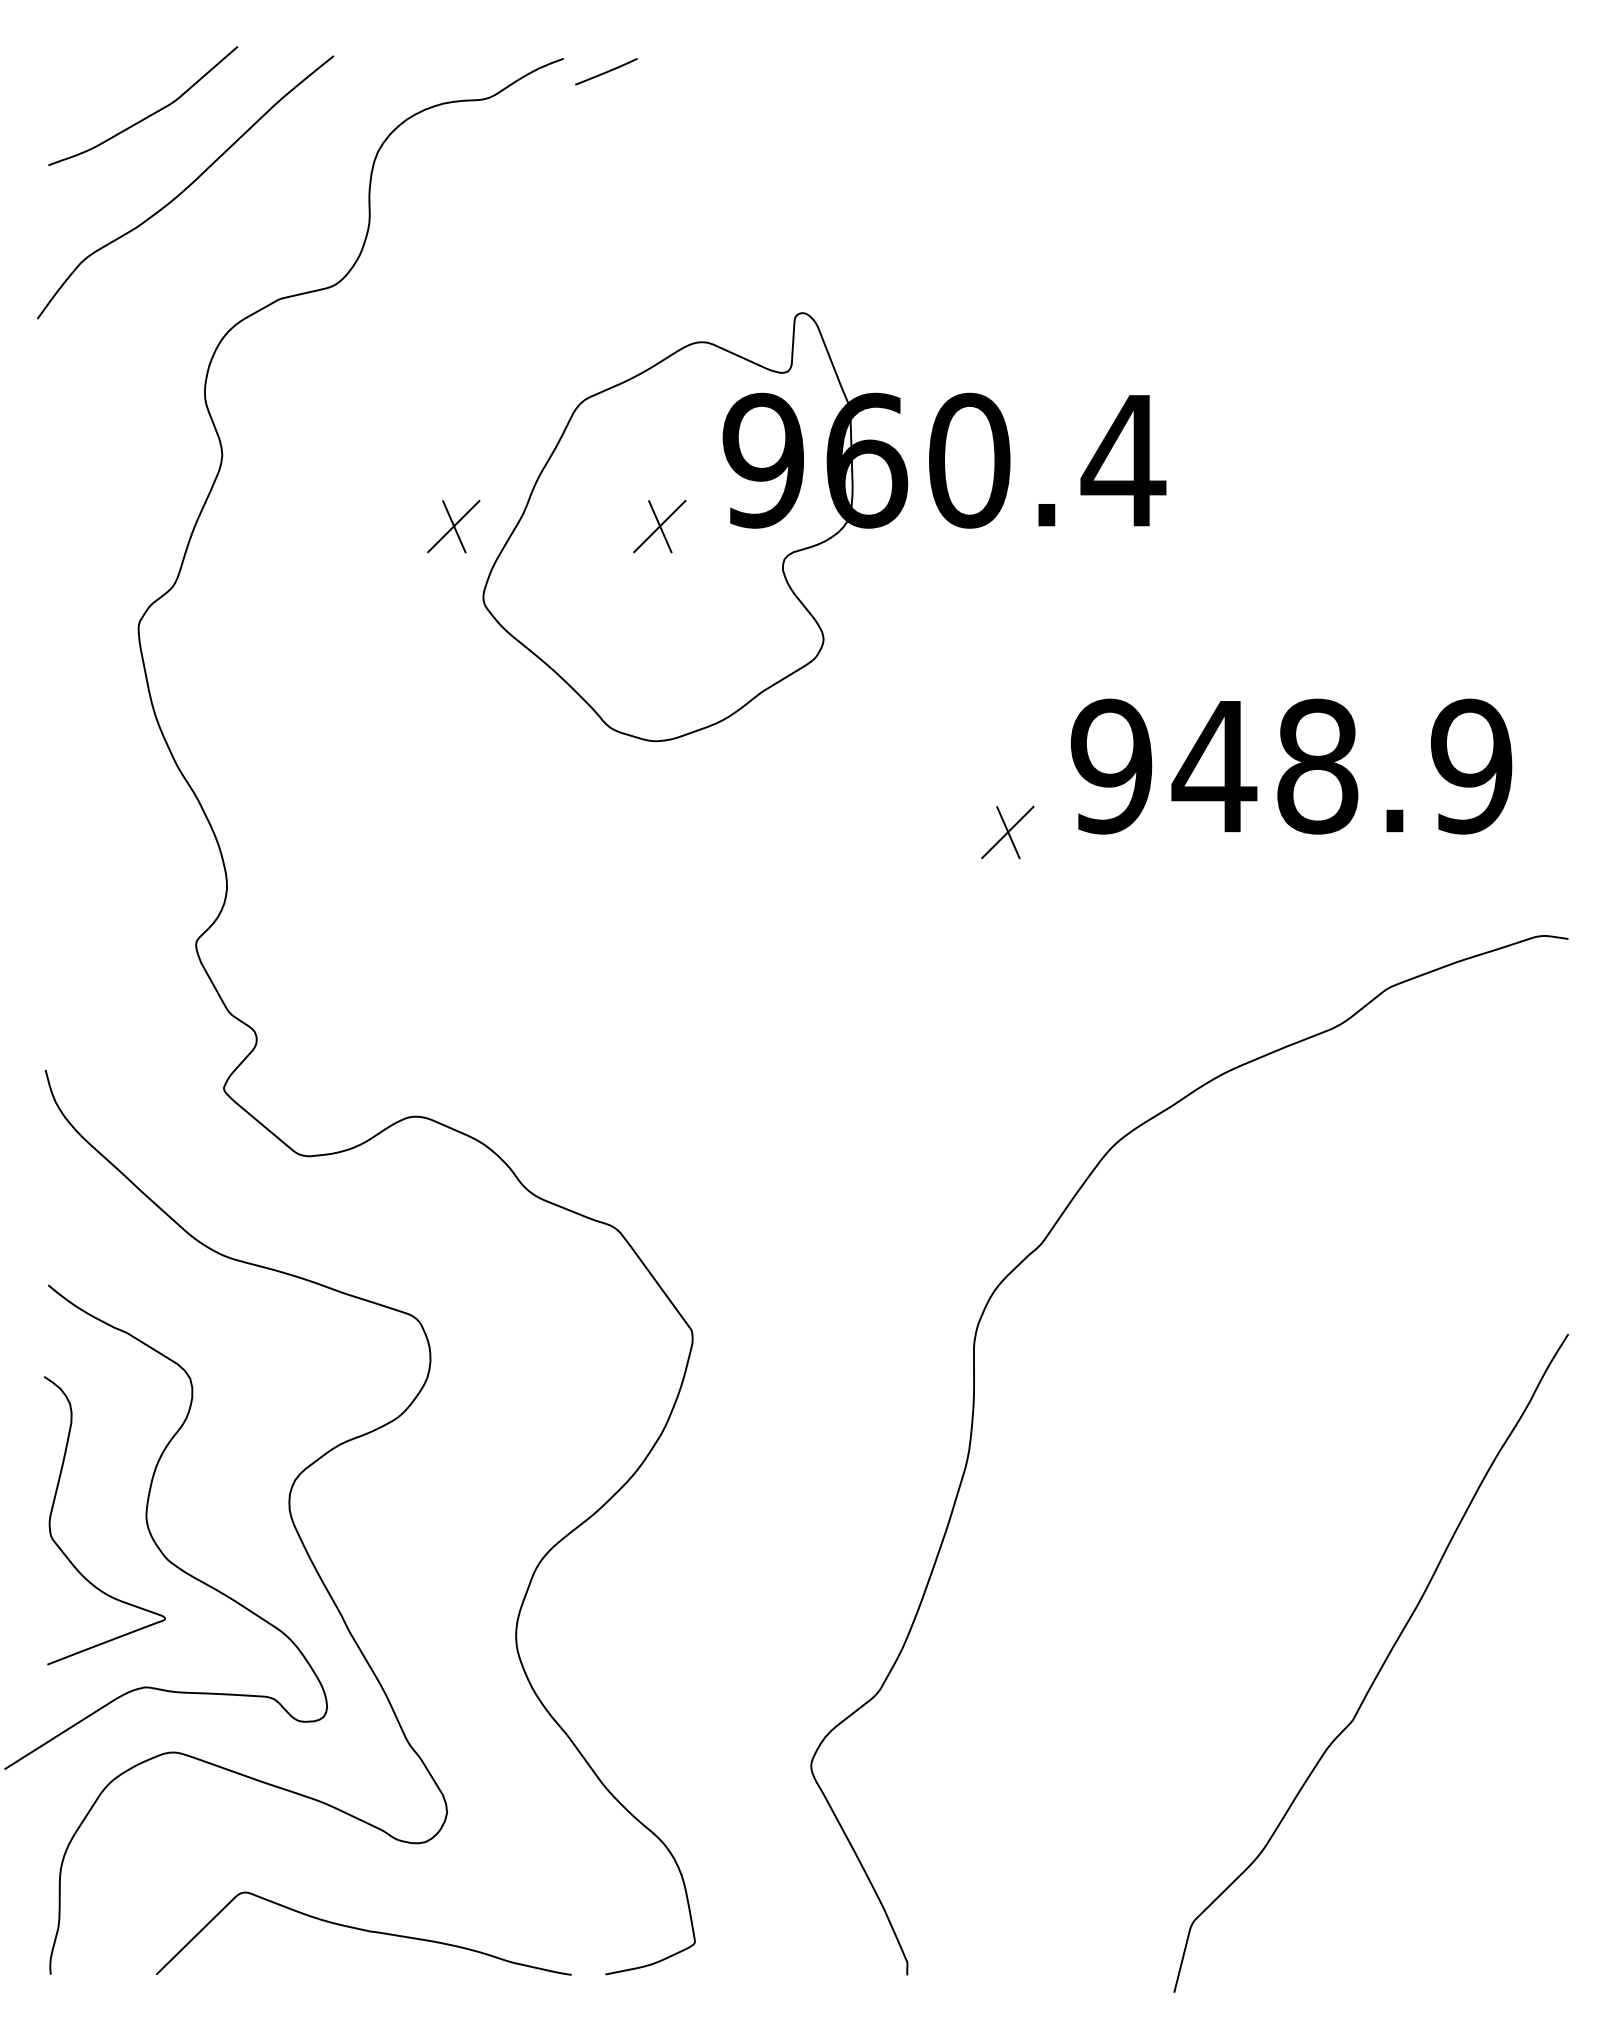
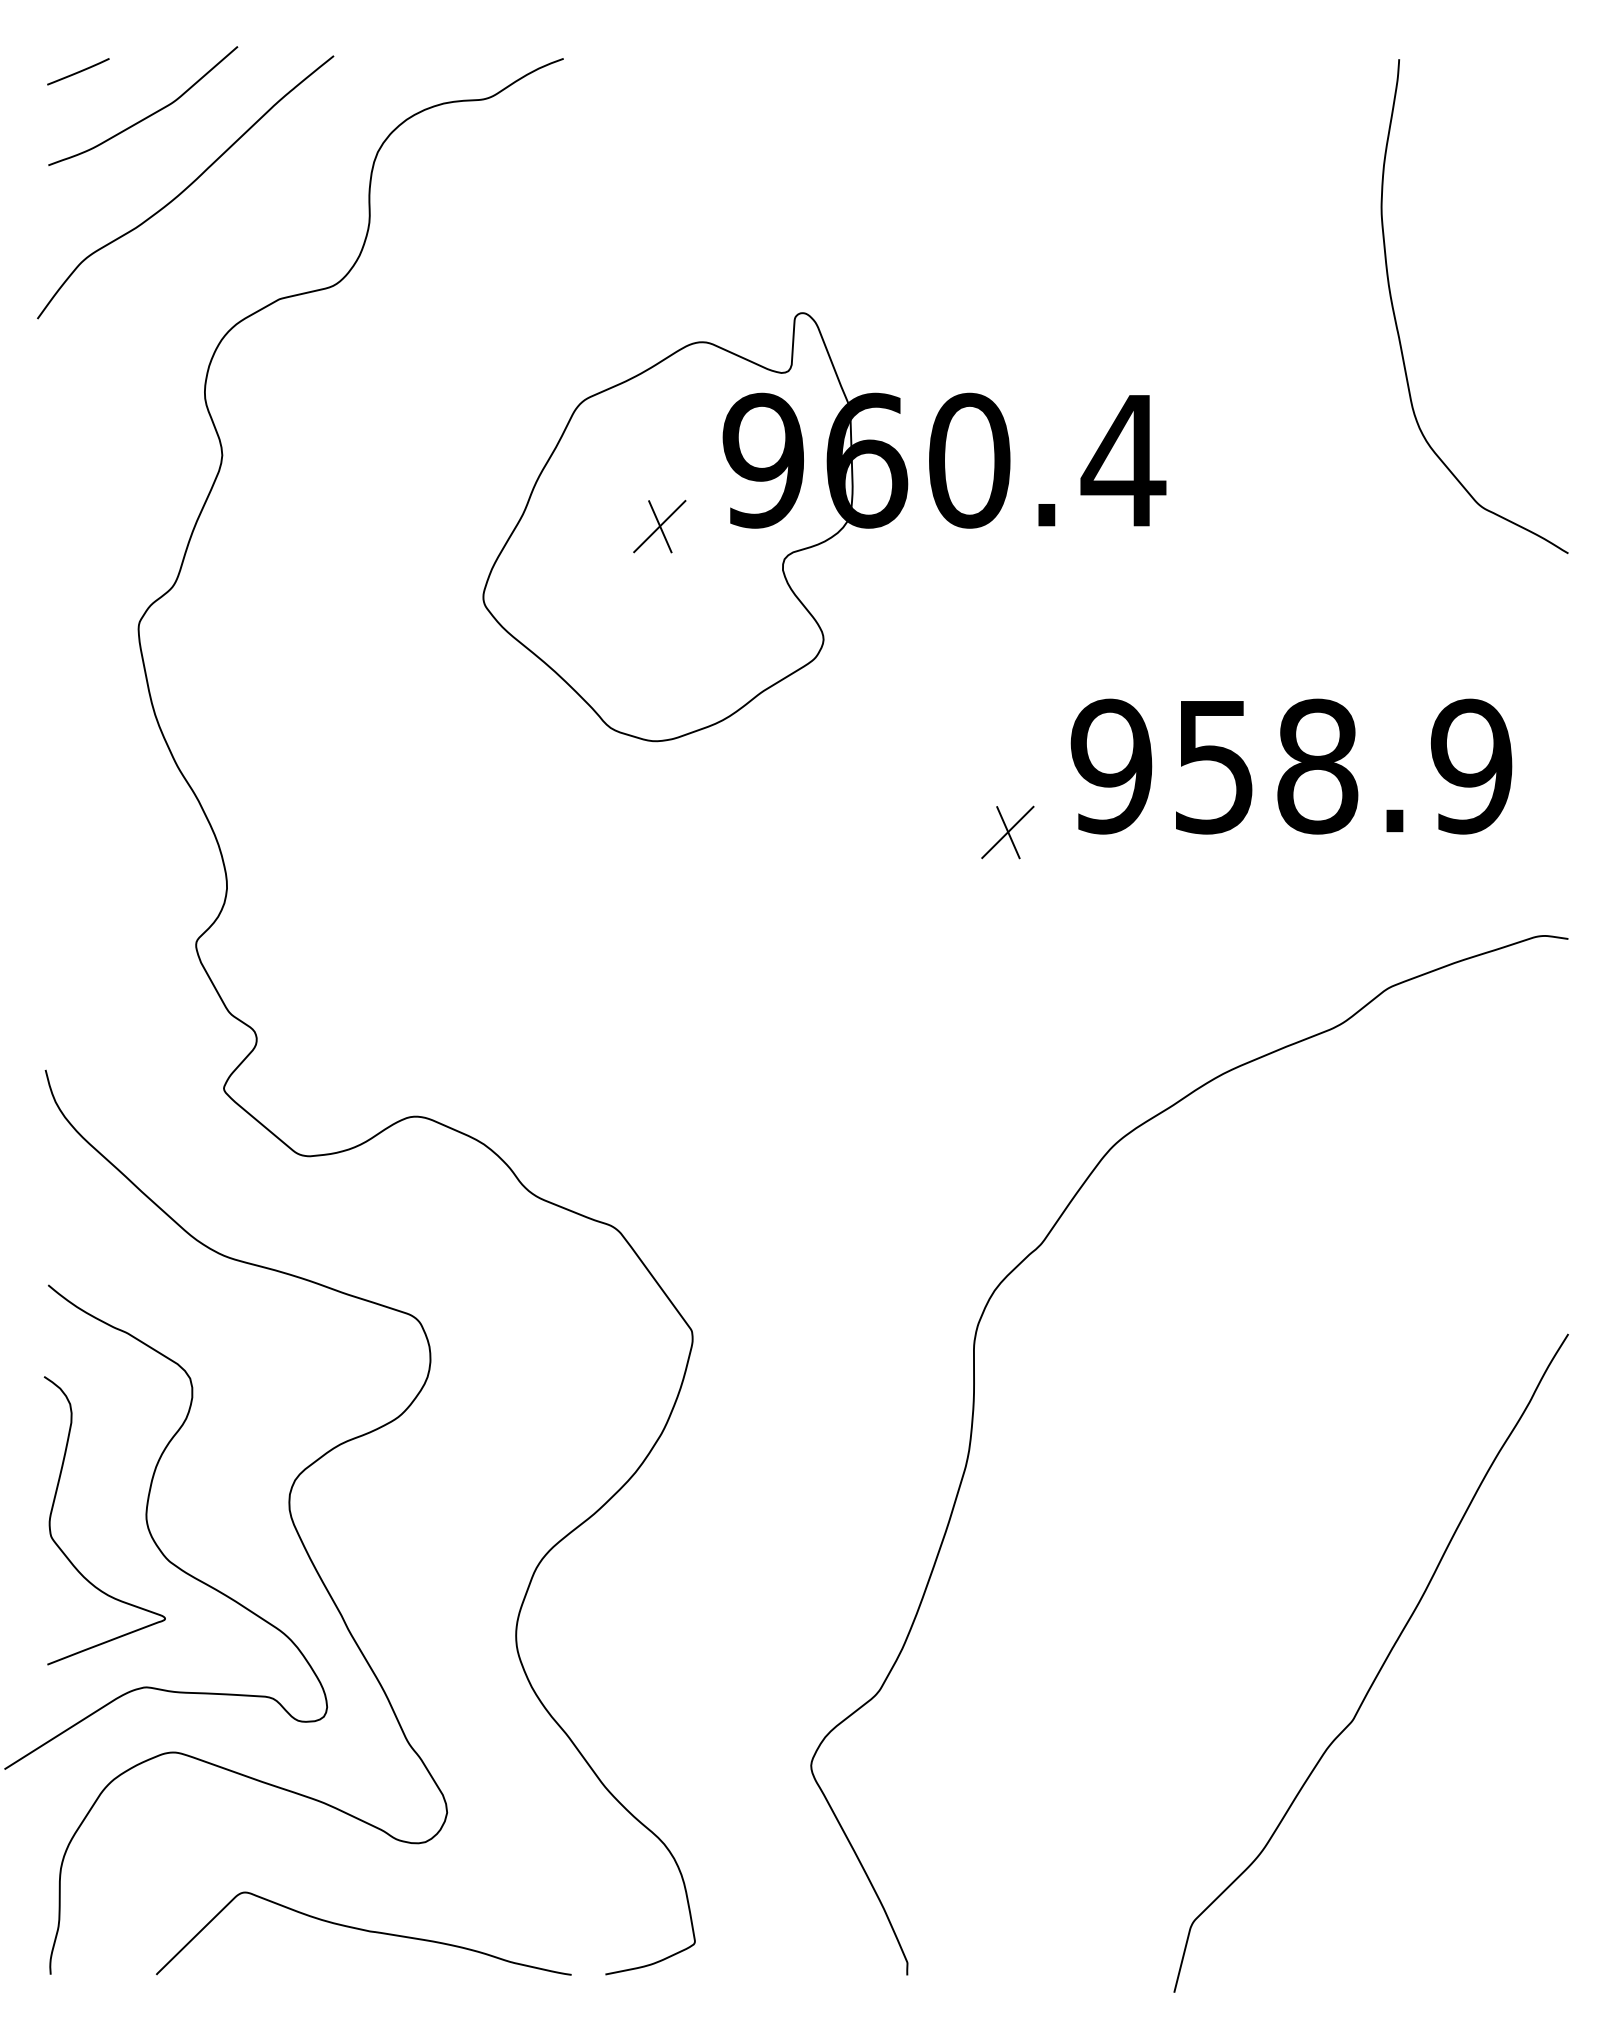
line position: (606, 71) -> (78, 71) (78, 71)
curve: none -> present (1396, 319)
part: present -> none (453, 526)
text: 948.9 -> 958.9 (1214, 767)
